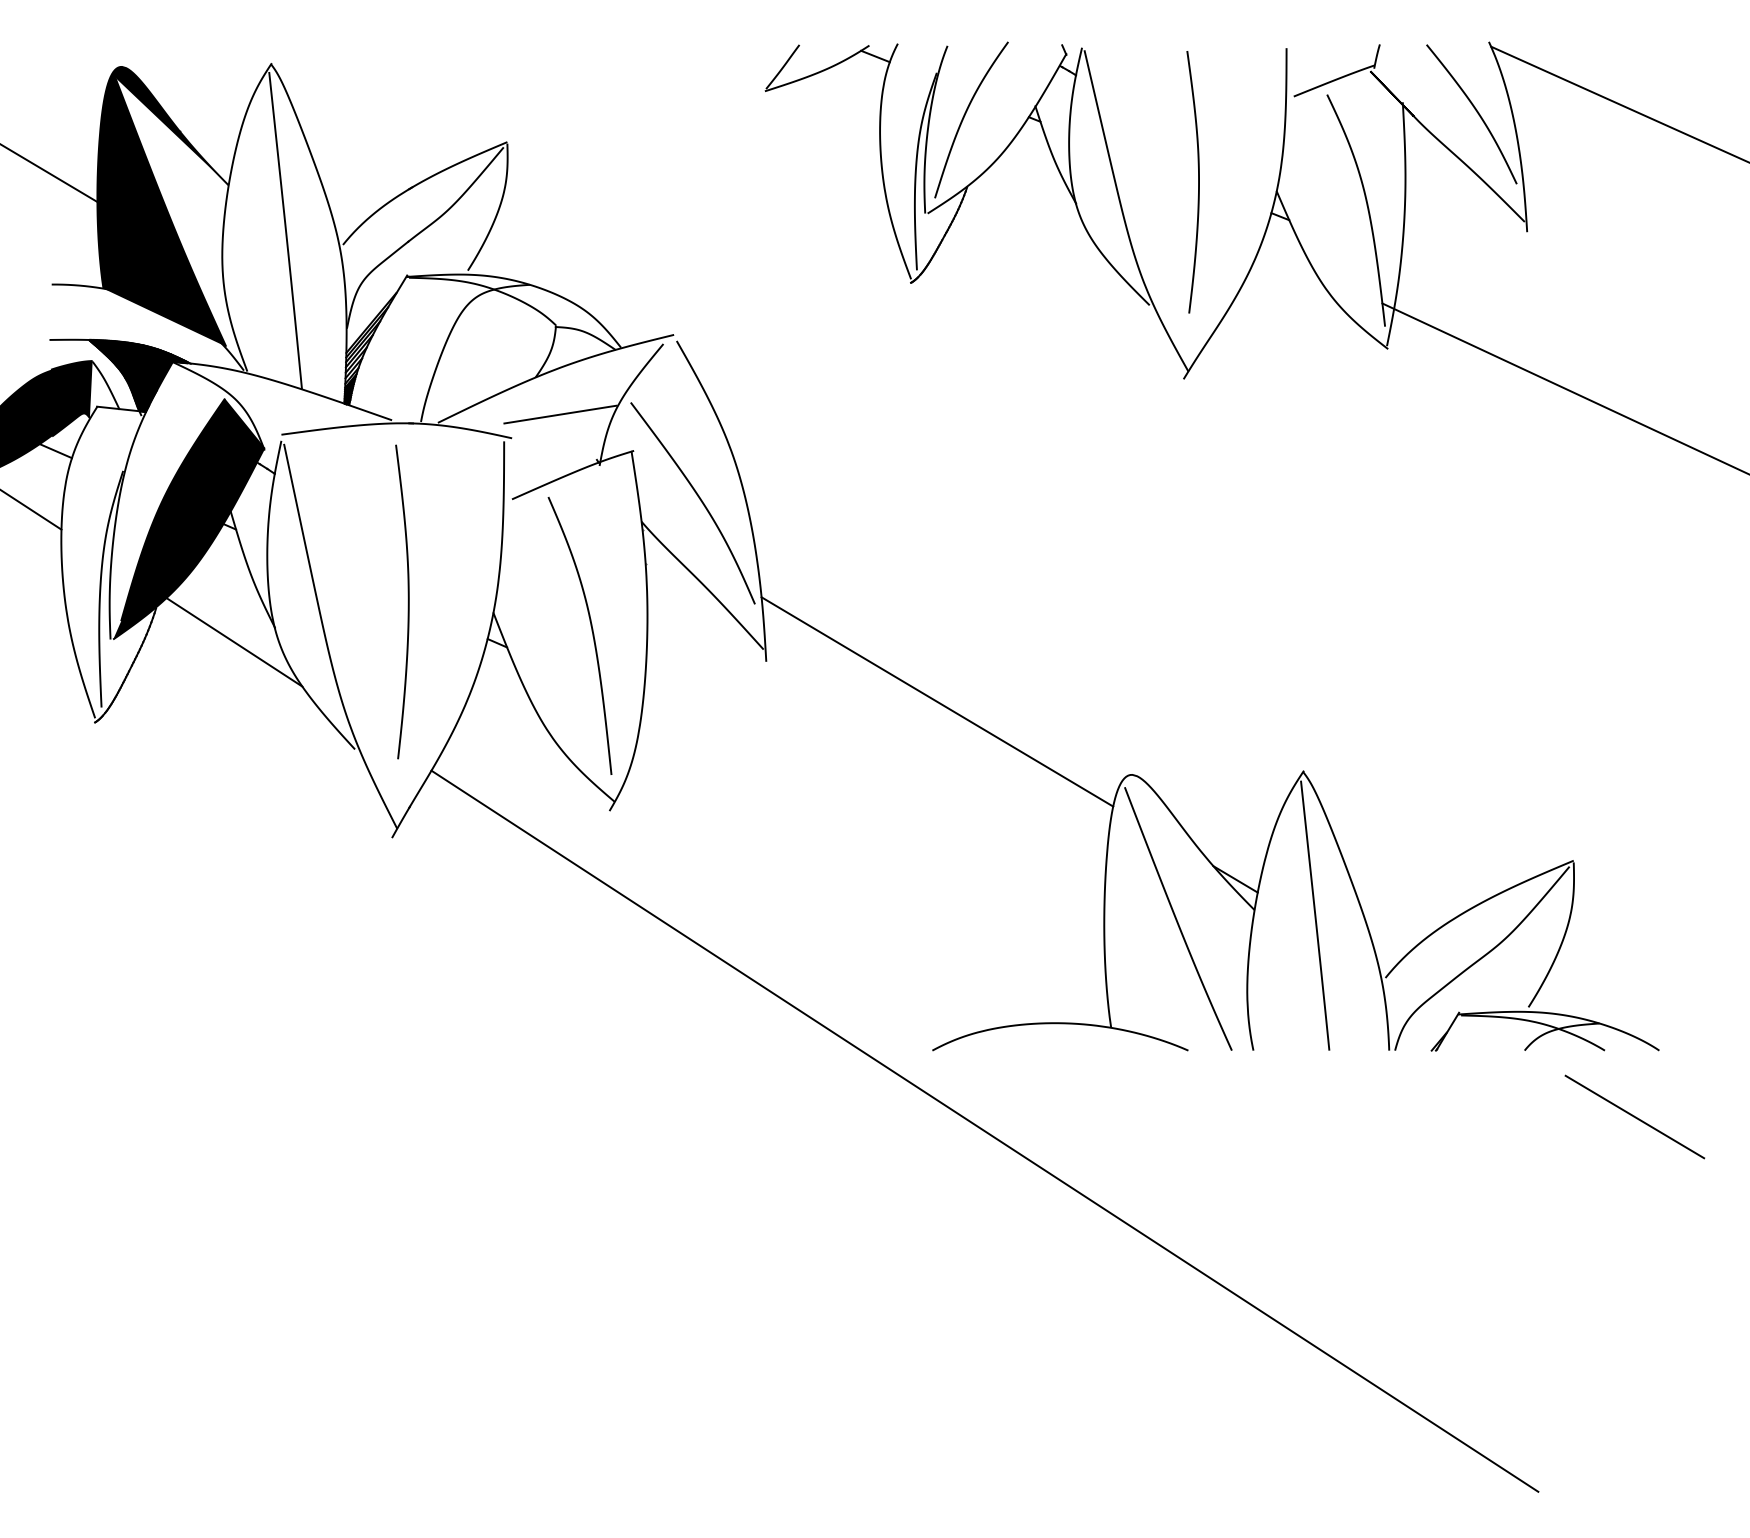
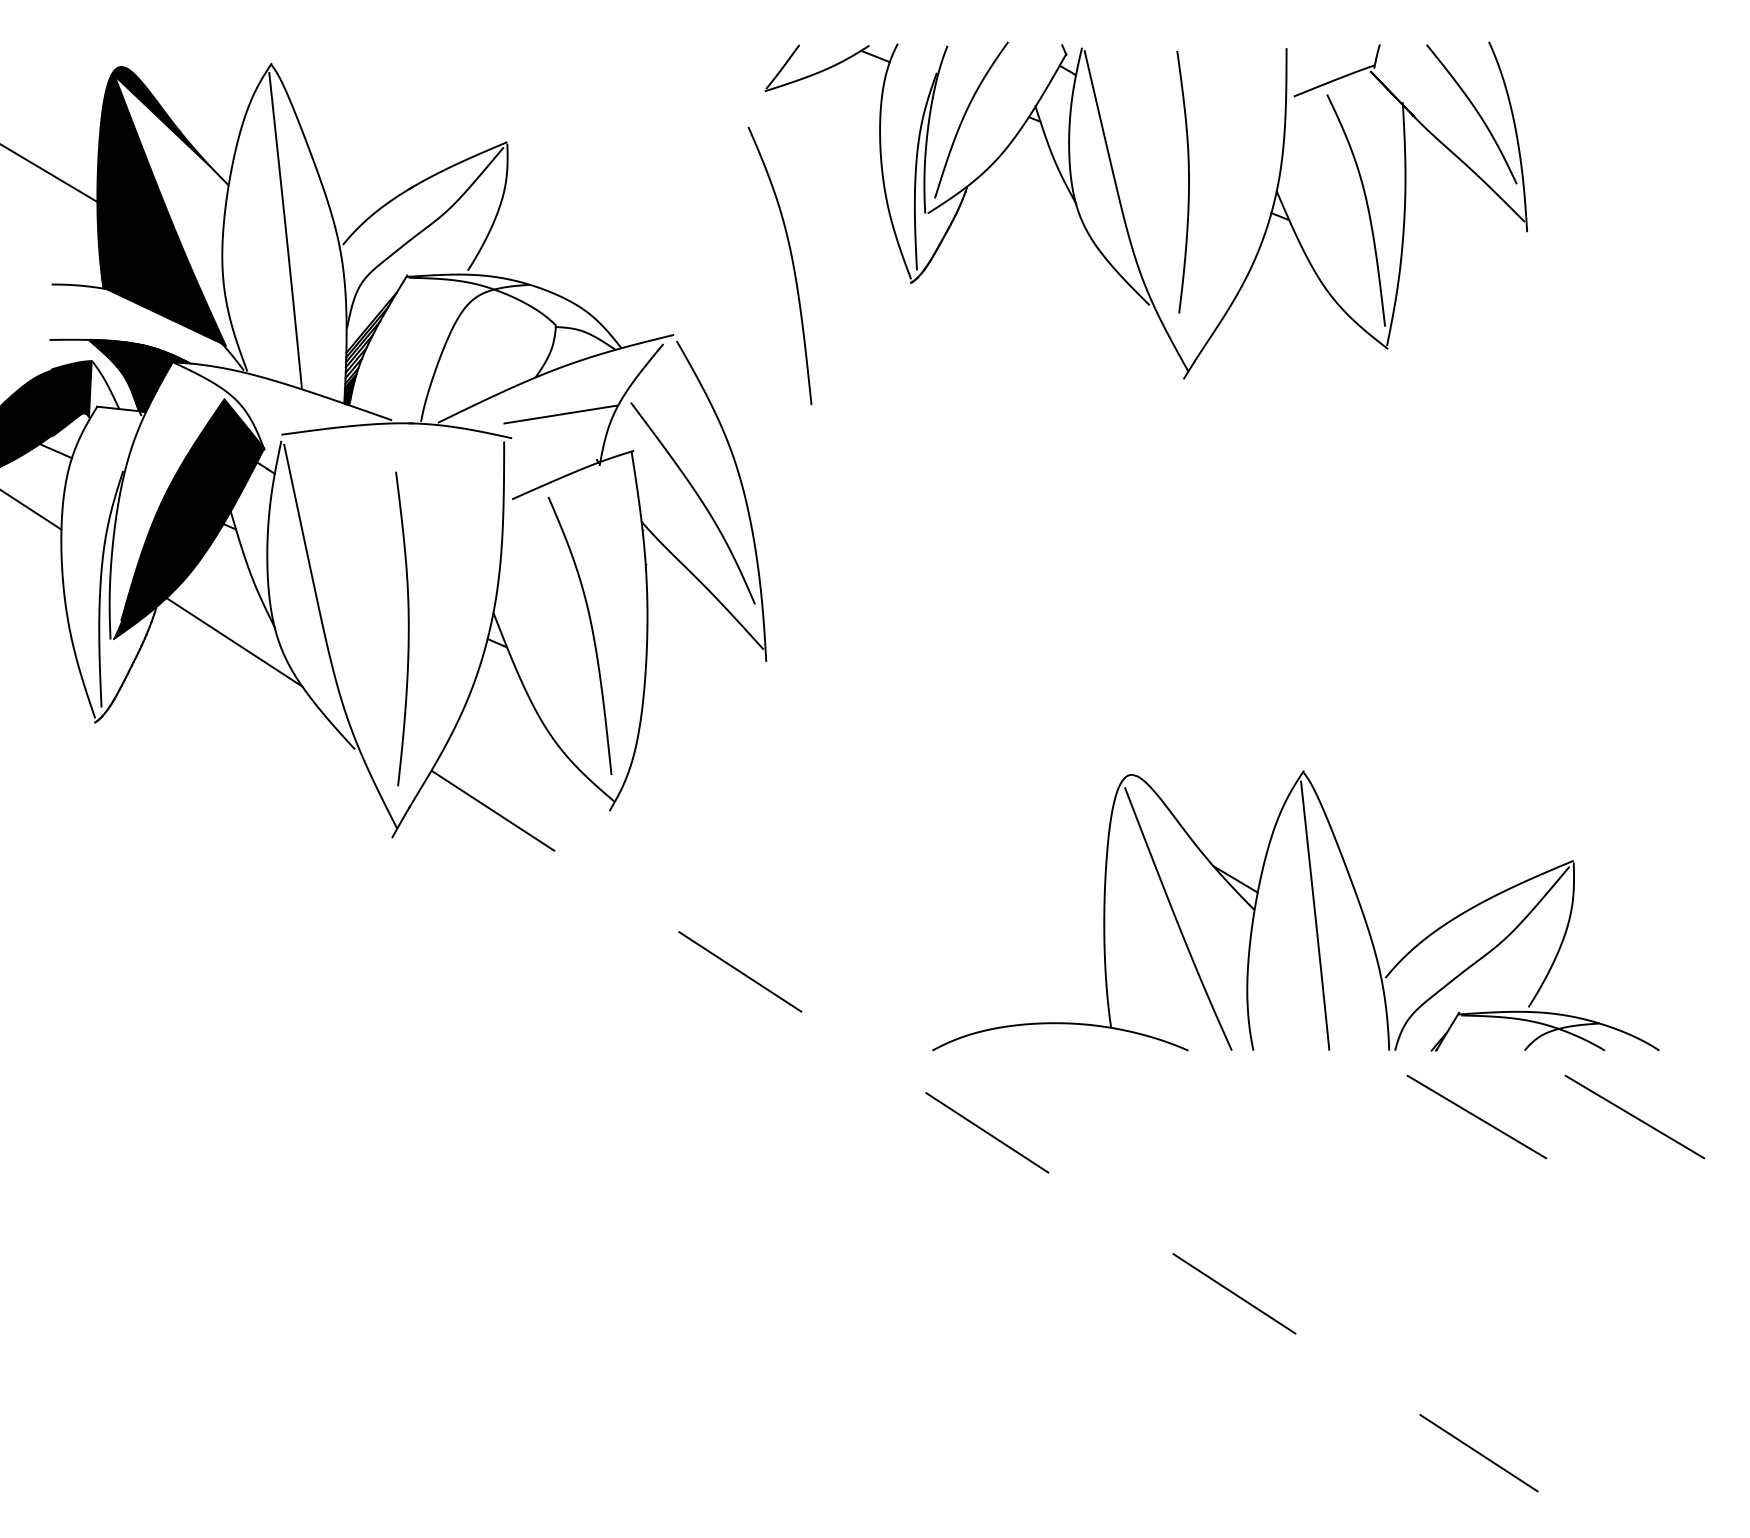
line: present -> none (1618, 103)
curve position: (1198, 182) -> (1188, 182) (1188, 182)
curve: none -> present (791, 261)
line: present -> none (1564, 388)
curve position: (407, 601) -> (407, 628) (407, 628)
line: present -> none (937, 701)
line: none -> present (1476, 1116)
line: solid -> dashed (984, 1131)
